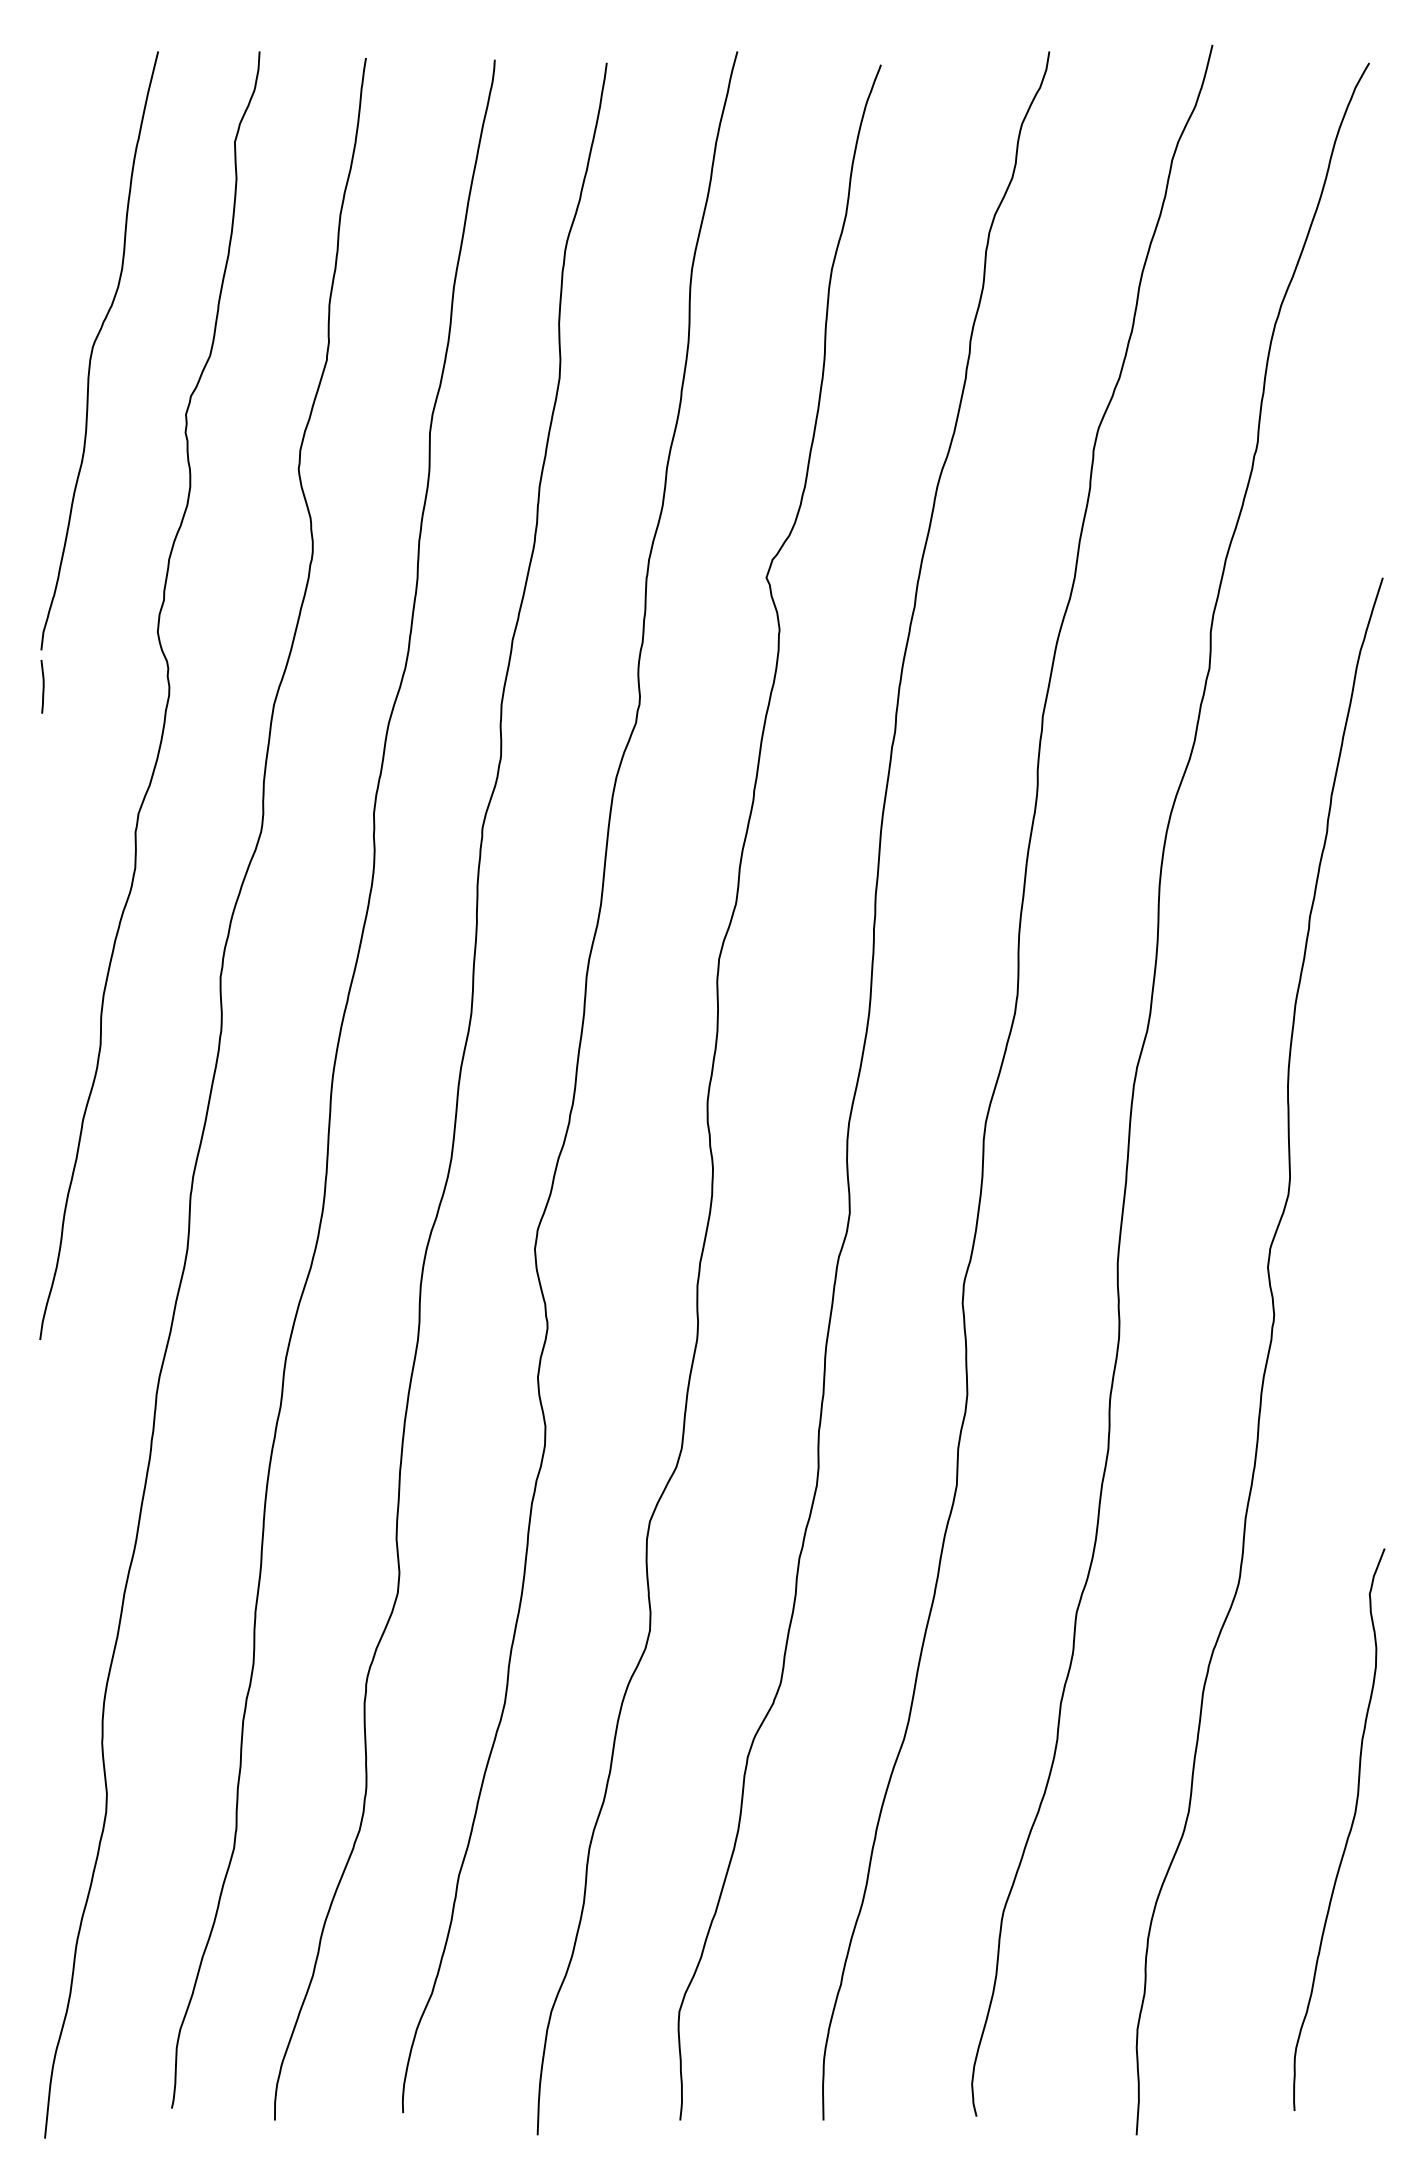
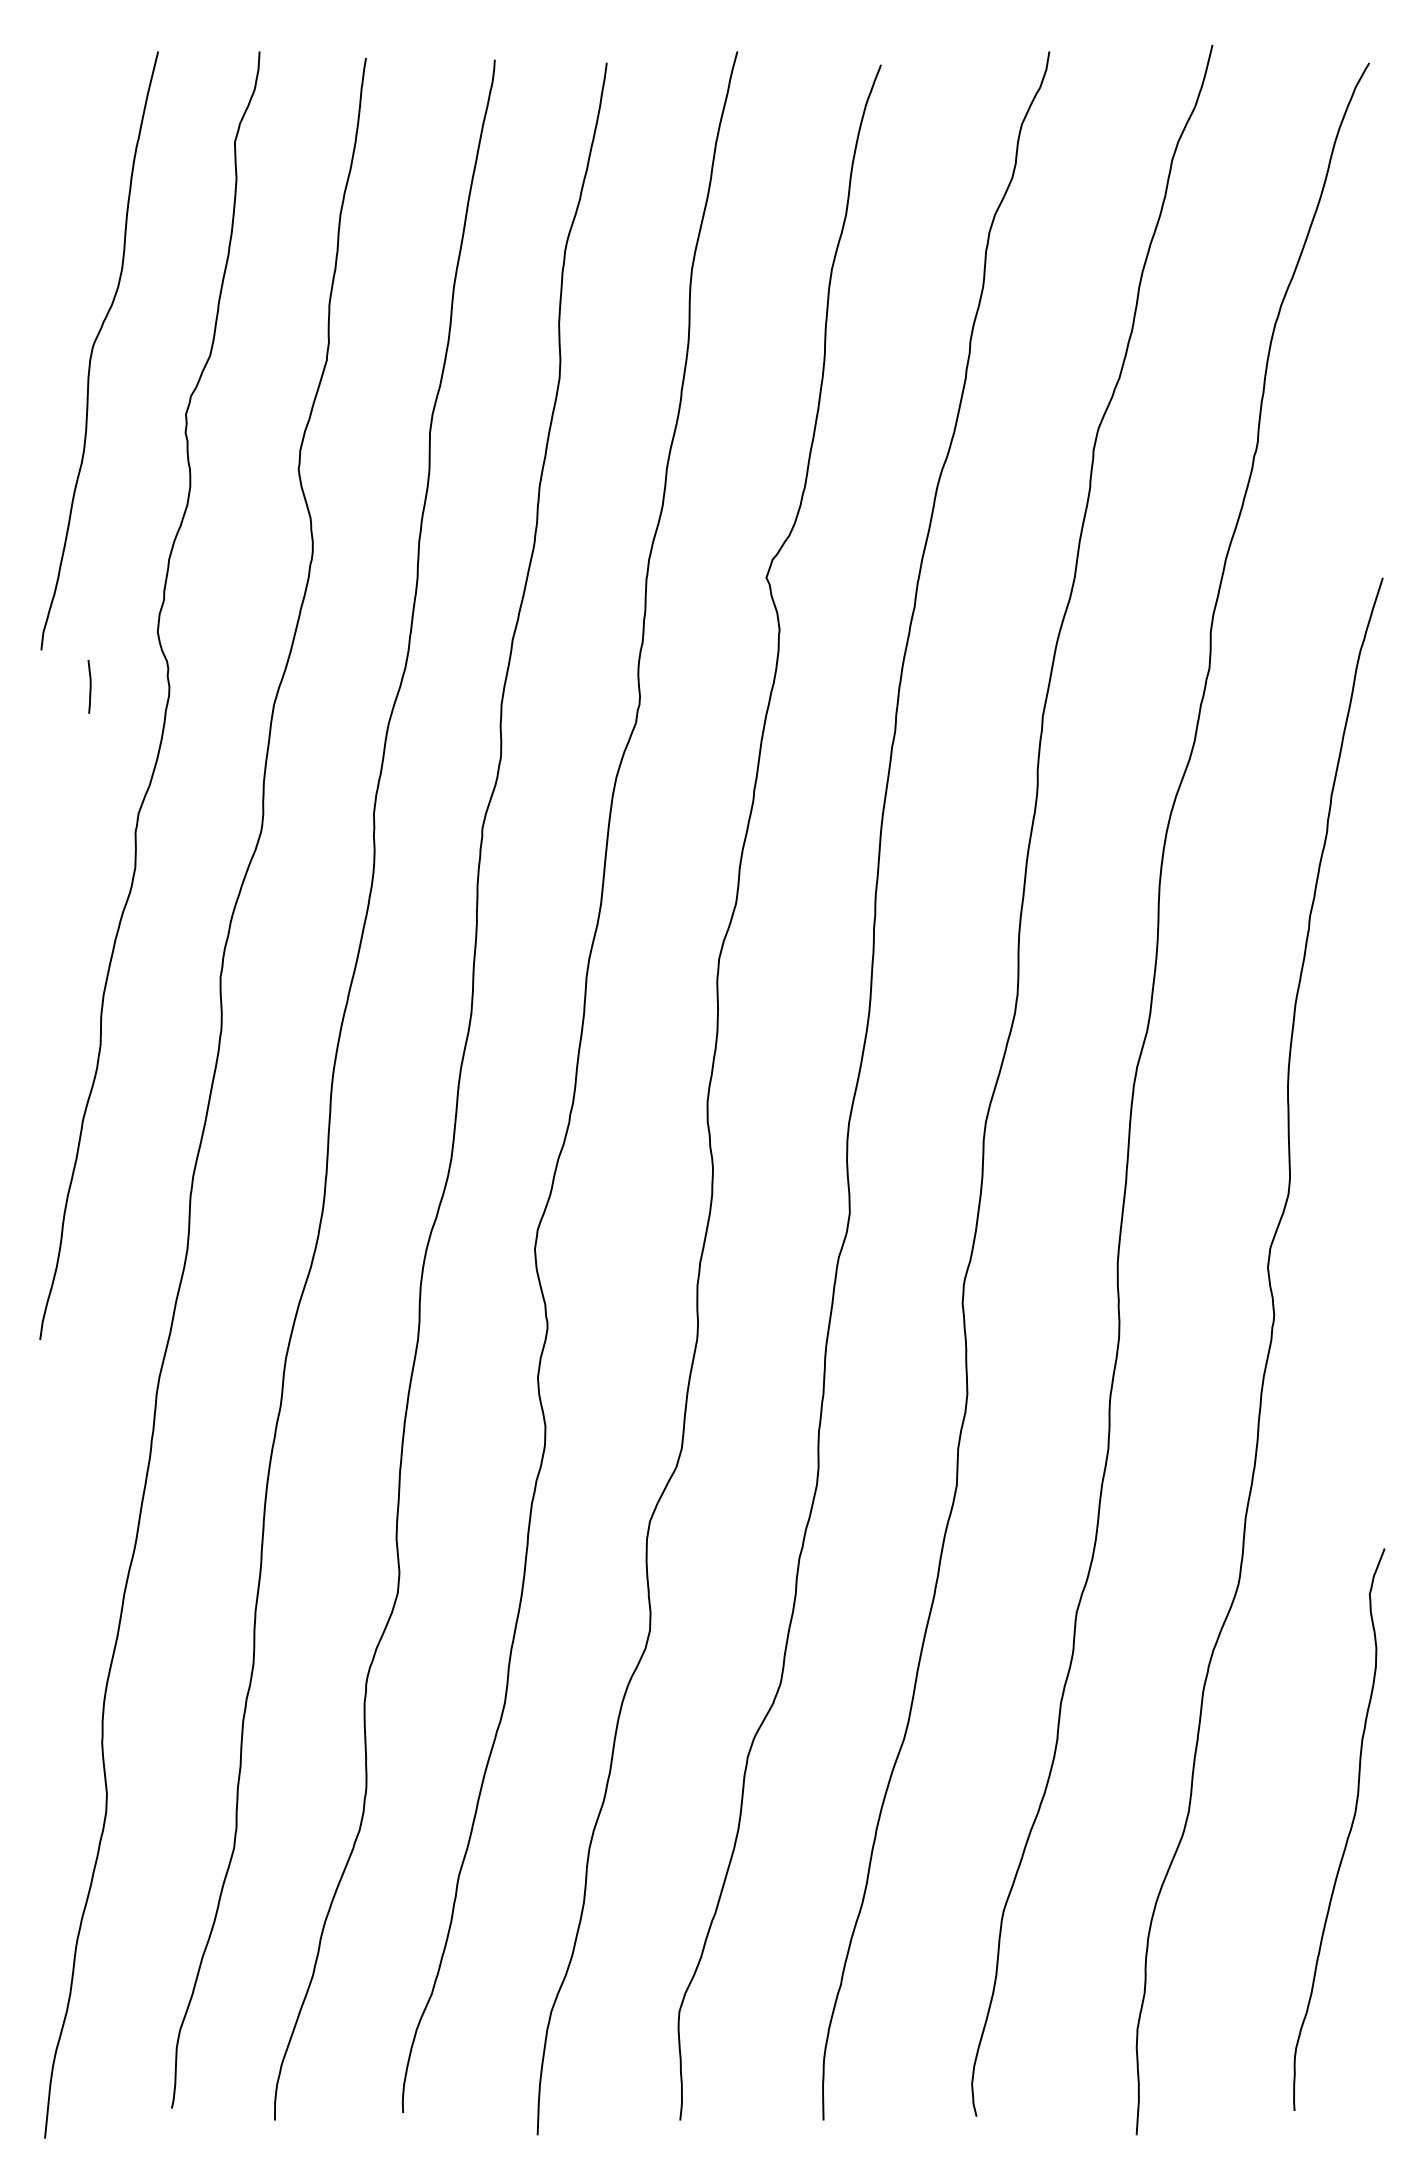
curve position: (42, 686) -> (89, 686) (89, 686)
